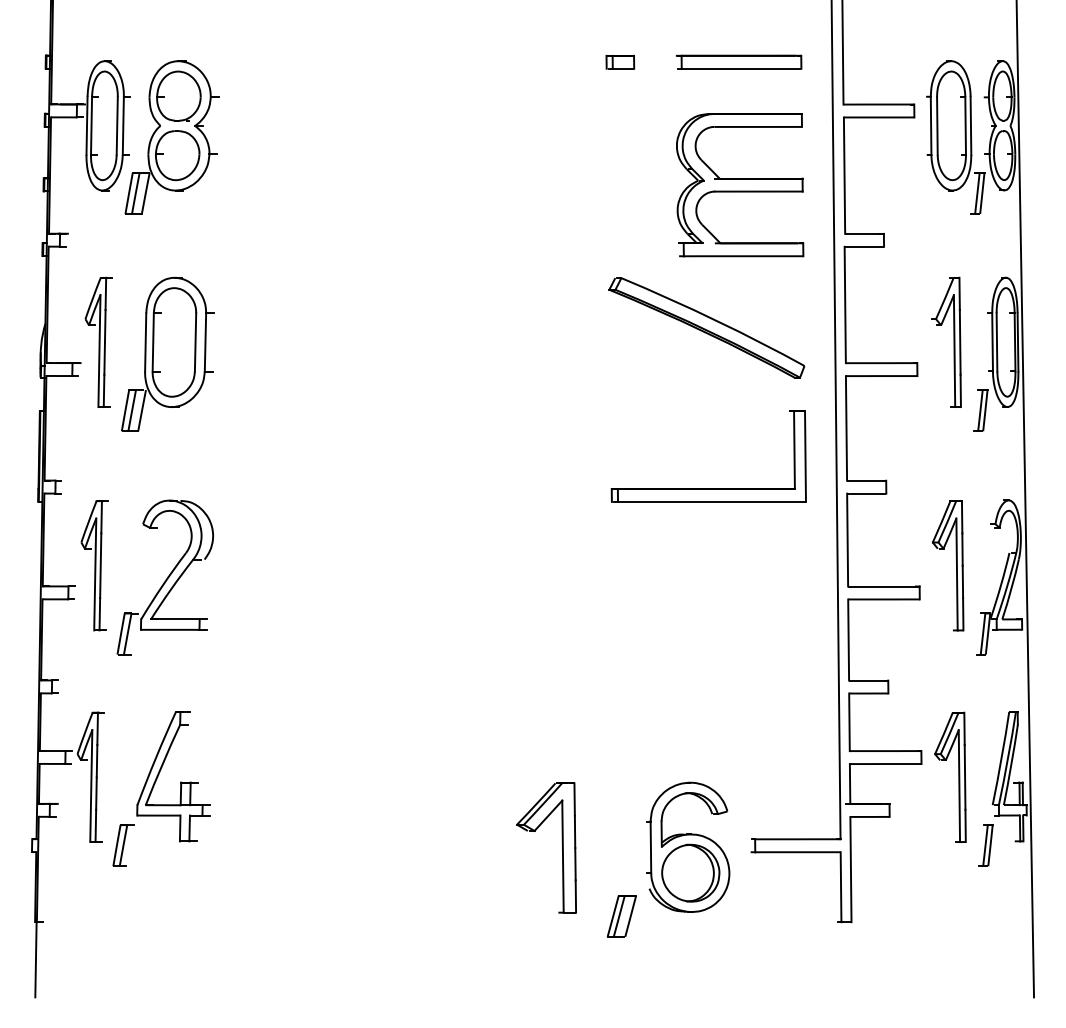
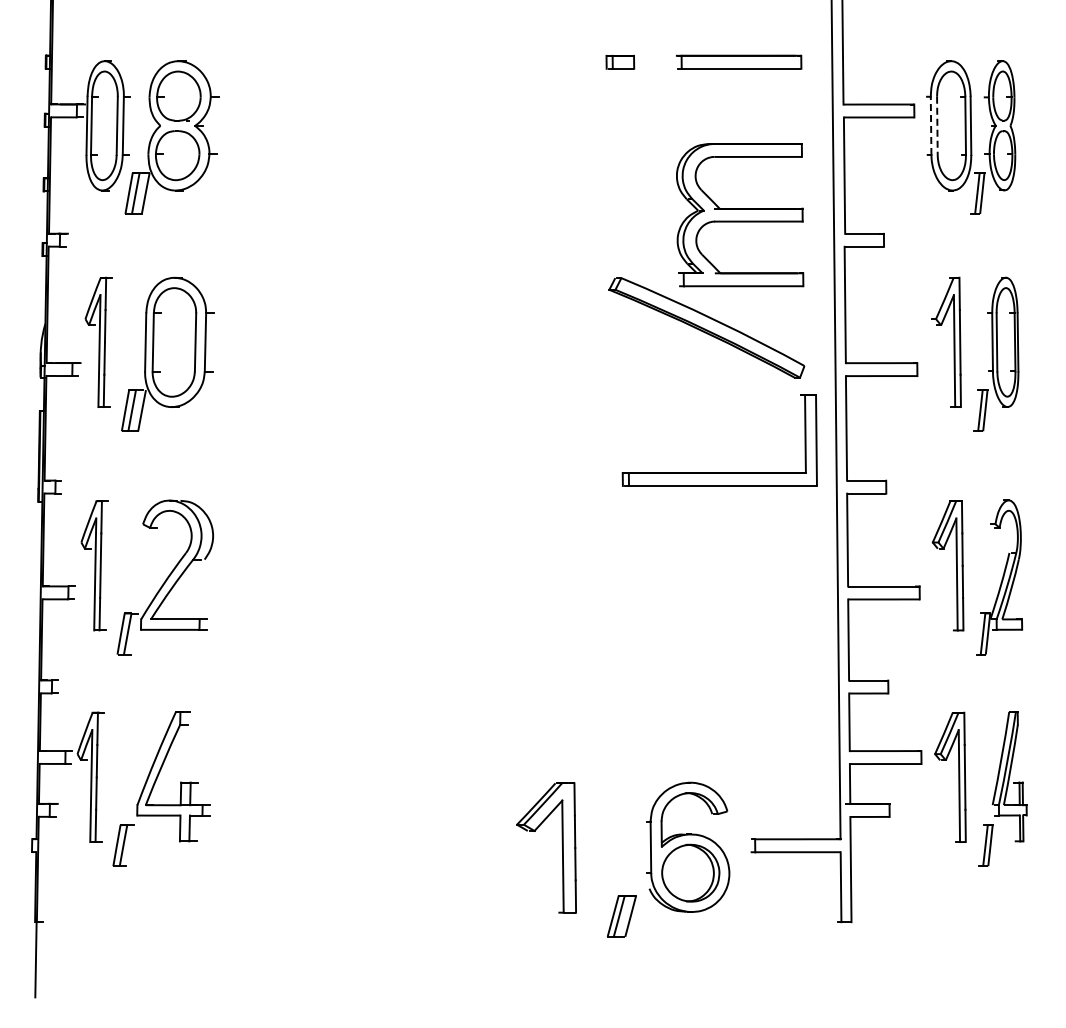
line: solid -> dashed (931, 125)
line: solid -> dashed (937, 126)
part position: (740, 185) -> (740, 215) (740, 215)
part position: (708, 488) -> (719, 472) (719, 472)
line: present -> none (1025, 499)
